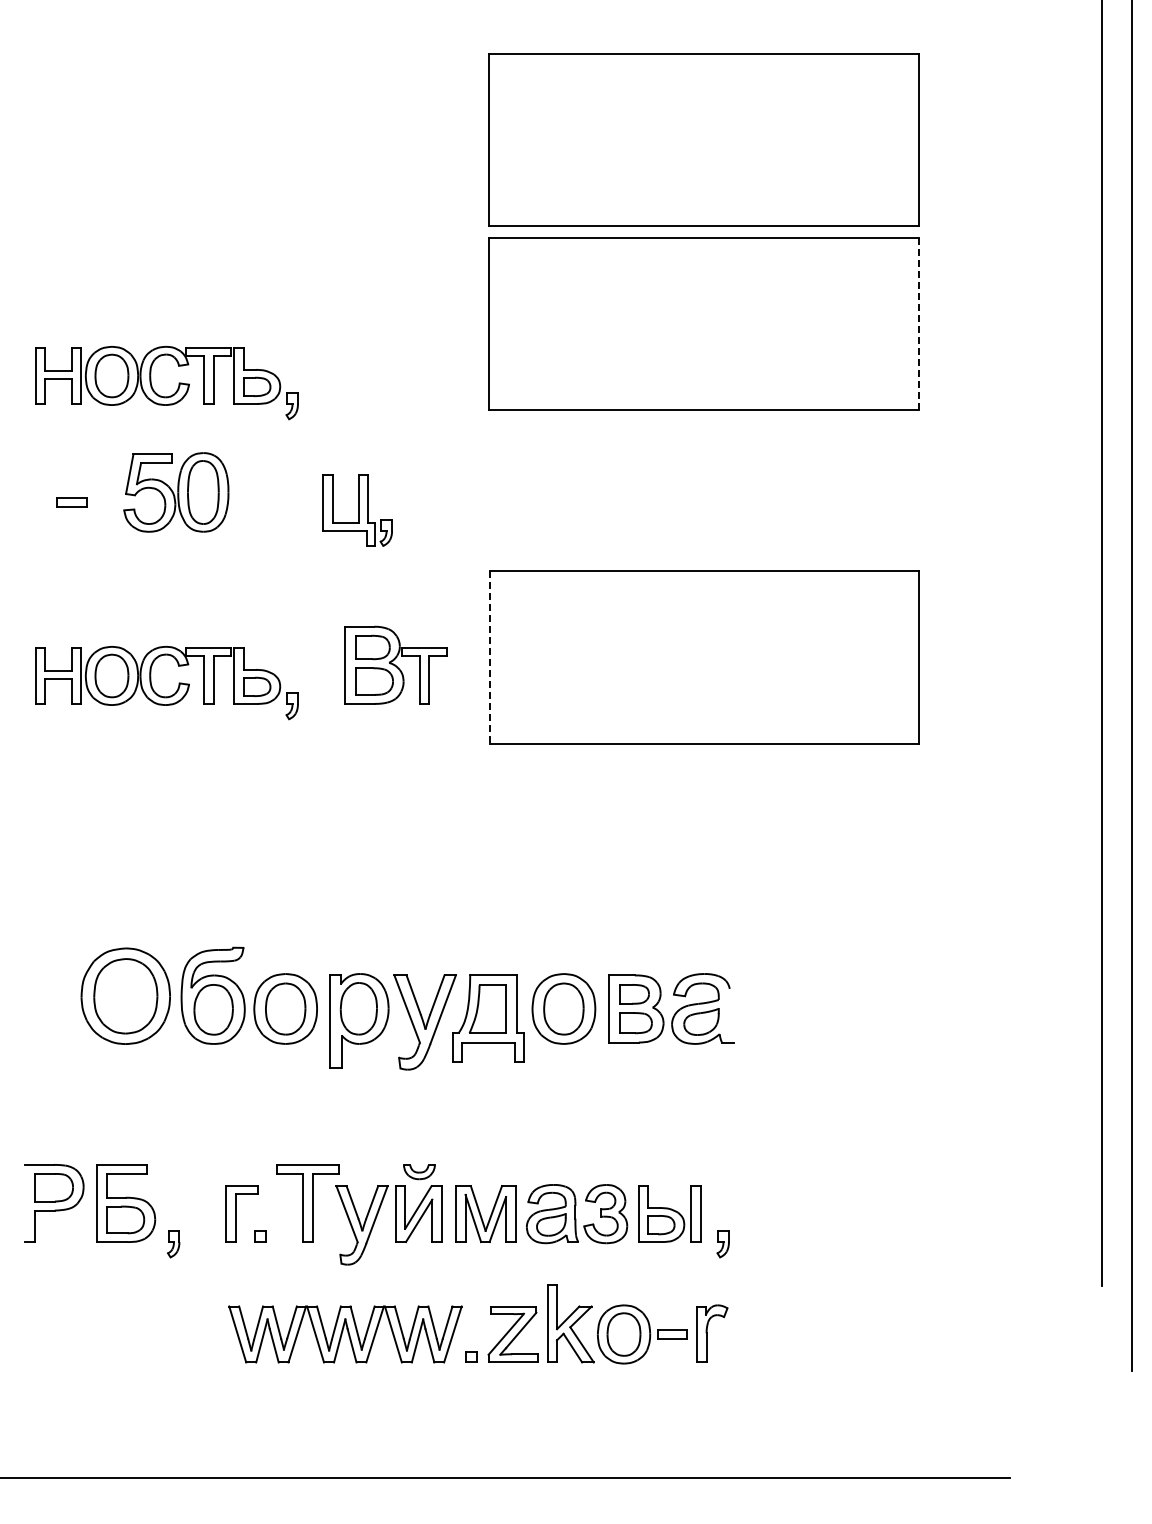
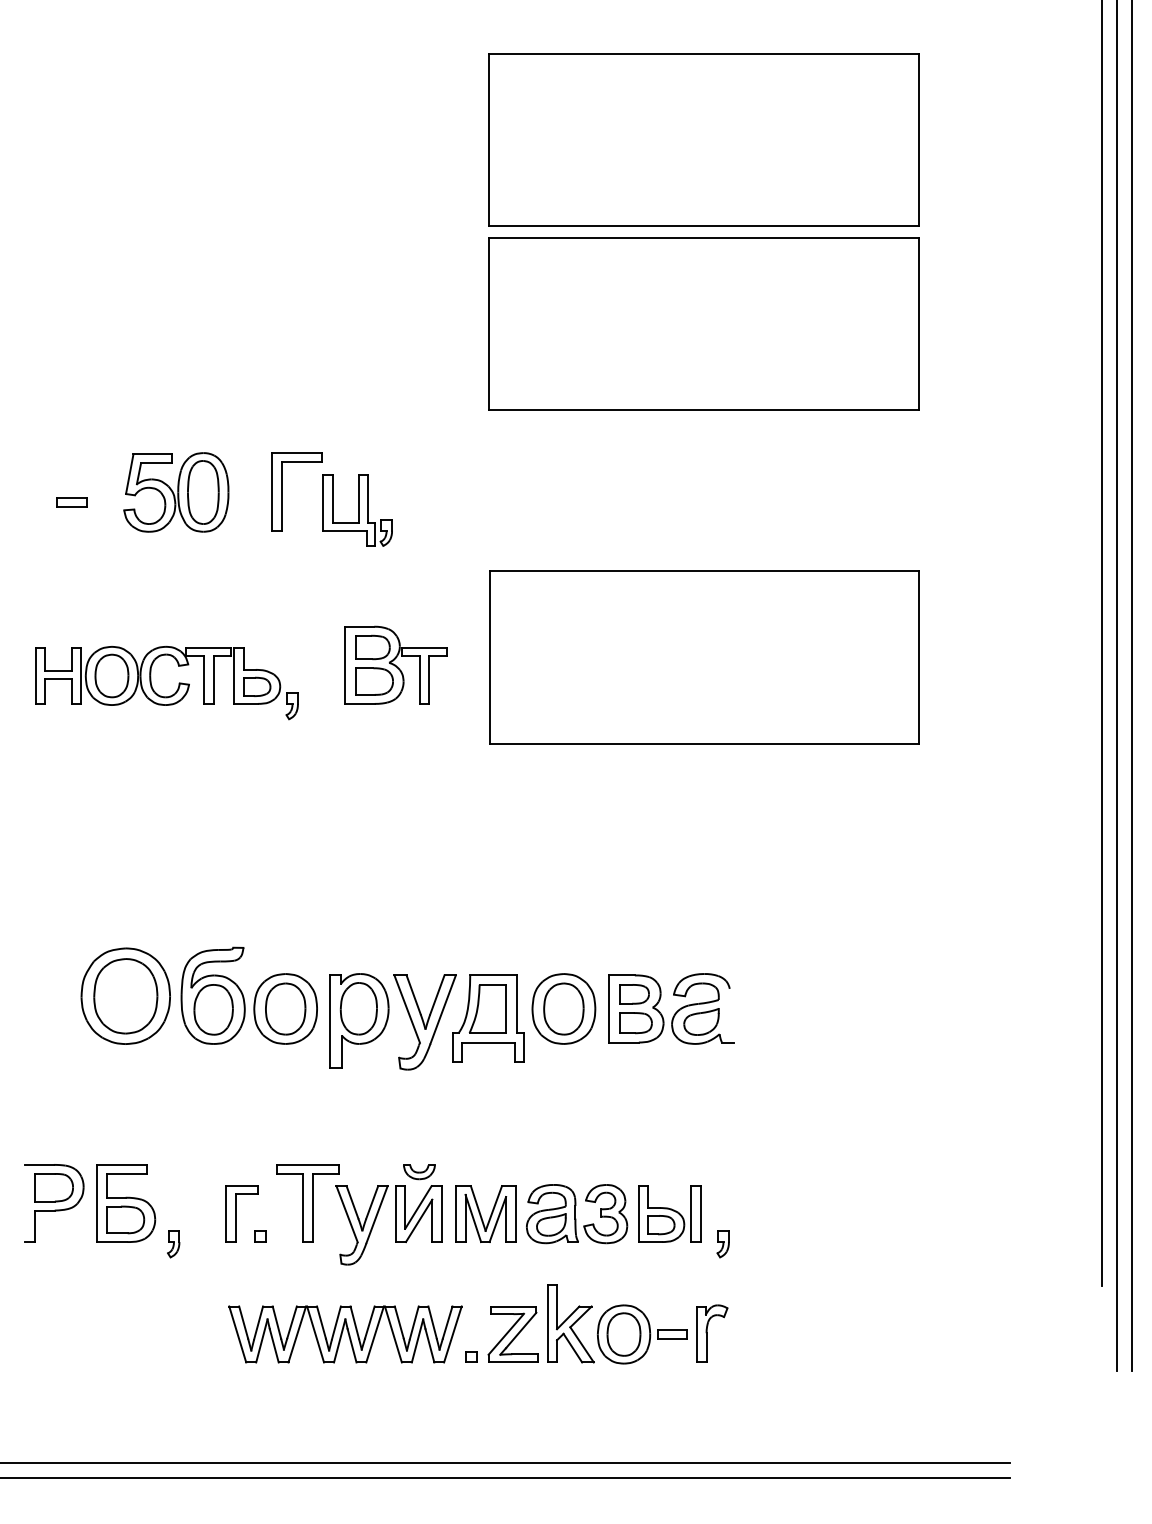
line: dashed -> solid (918, 323)
part: present -> none (178, 383)
part: none -> present (282, 491)
line: dashed -> solid (489, 657)
line: none -> present (1117, 686)
line: none -> present (506, 1463)
